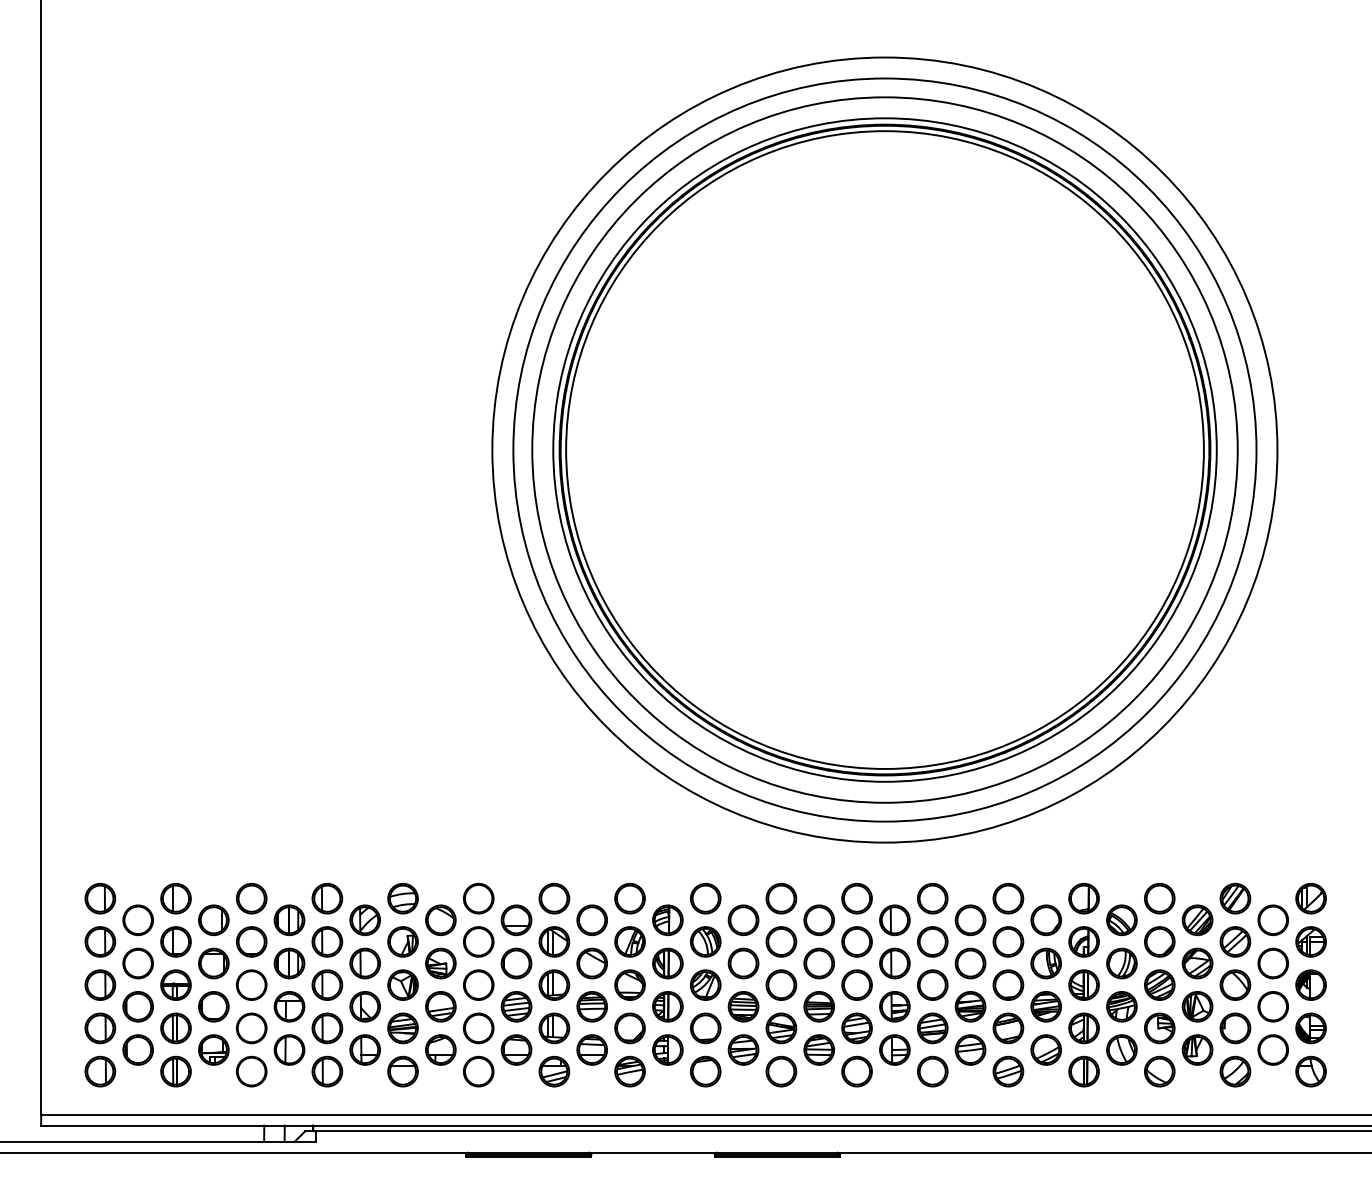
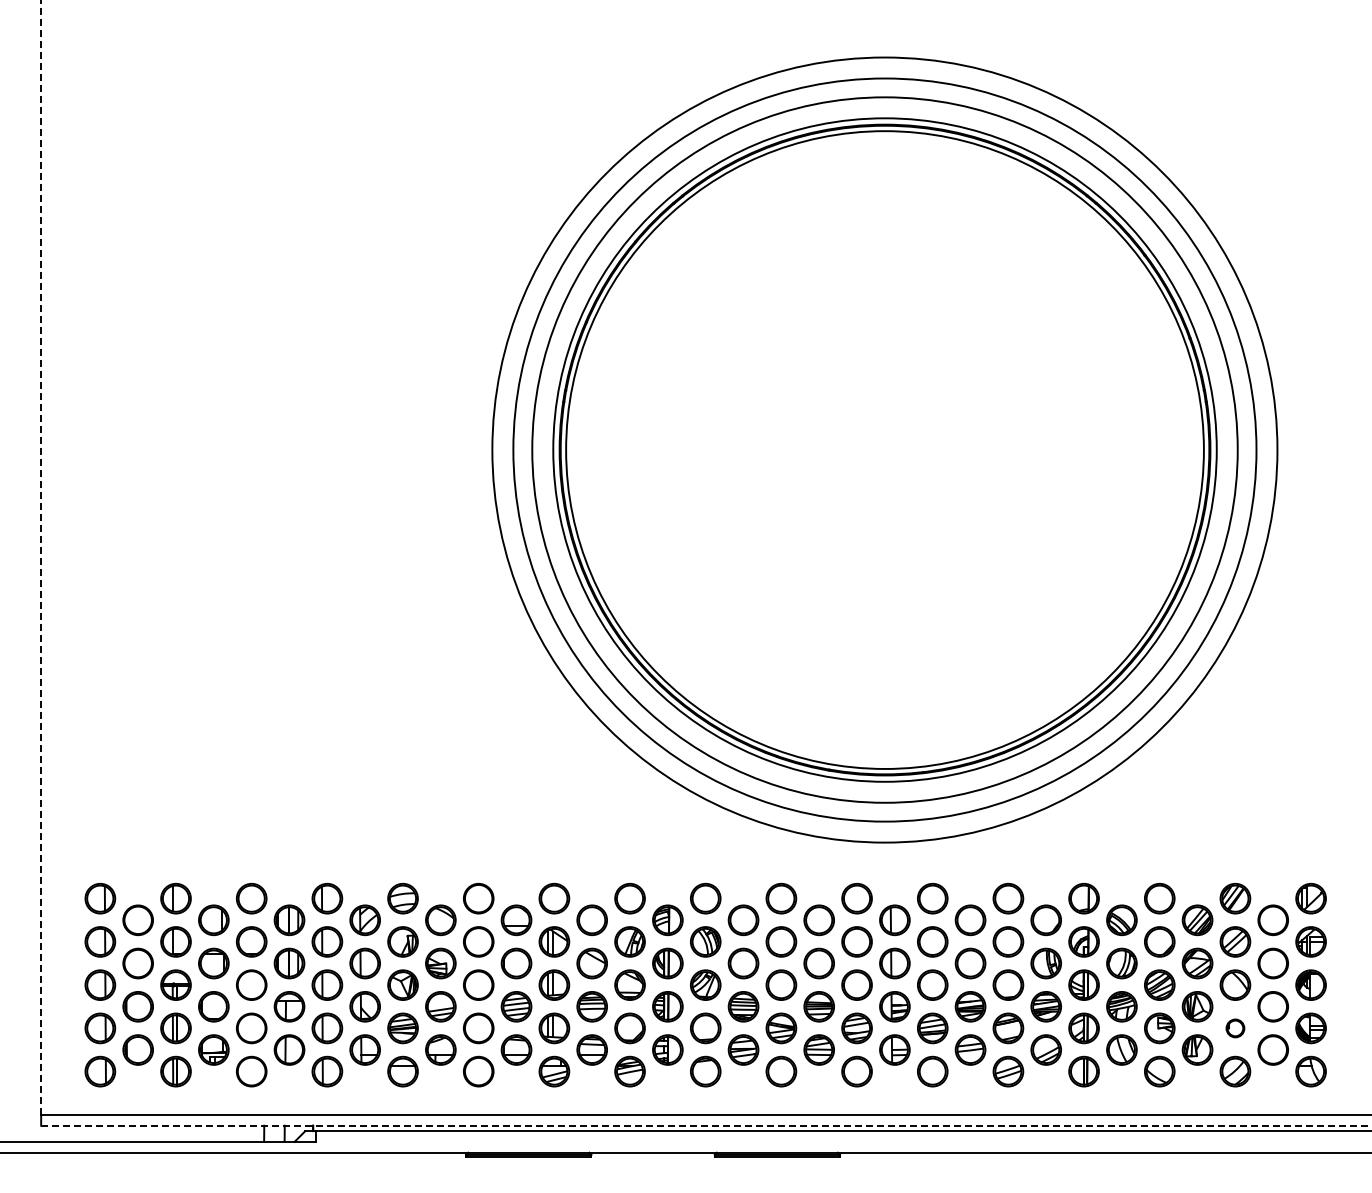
line: solid -> dashed (41, 557)
part size: 33x33 px -> 21x21 px (1235, 1028)
line: solid -> dashed (706, 1125)
